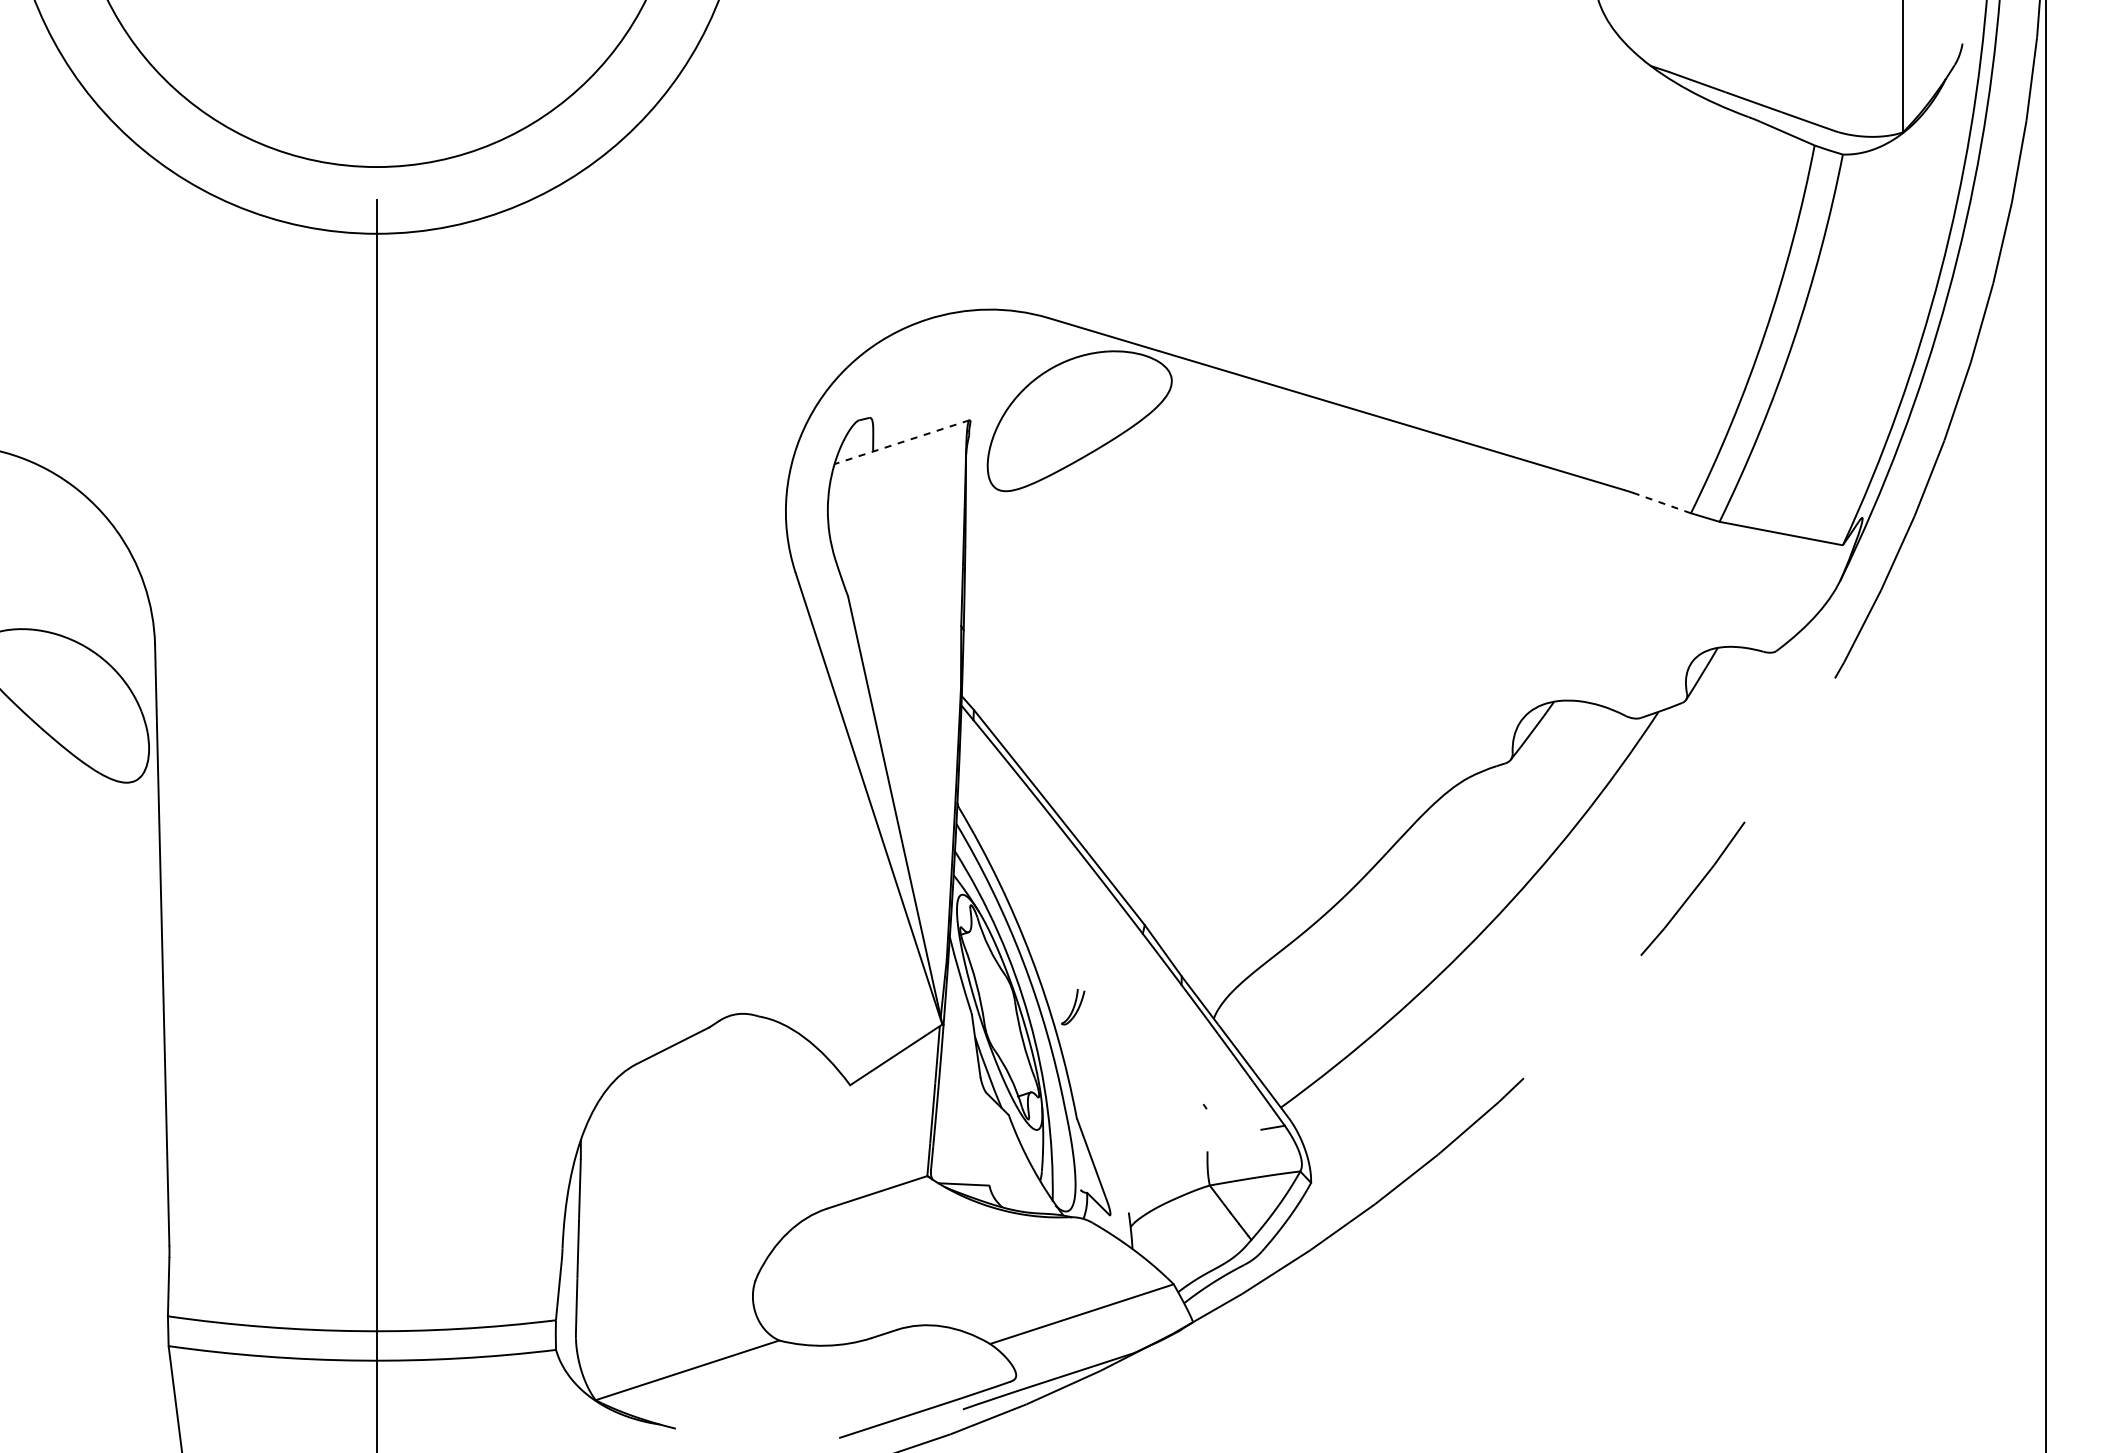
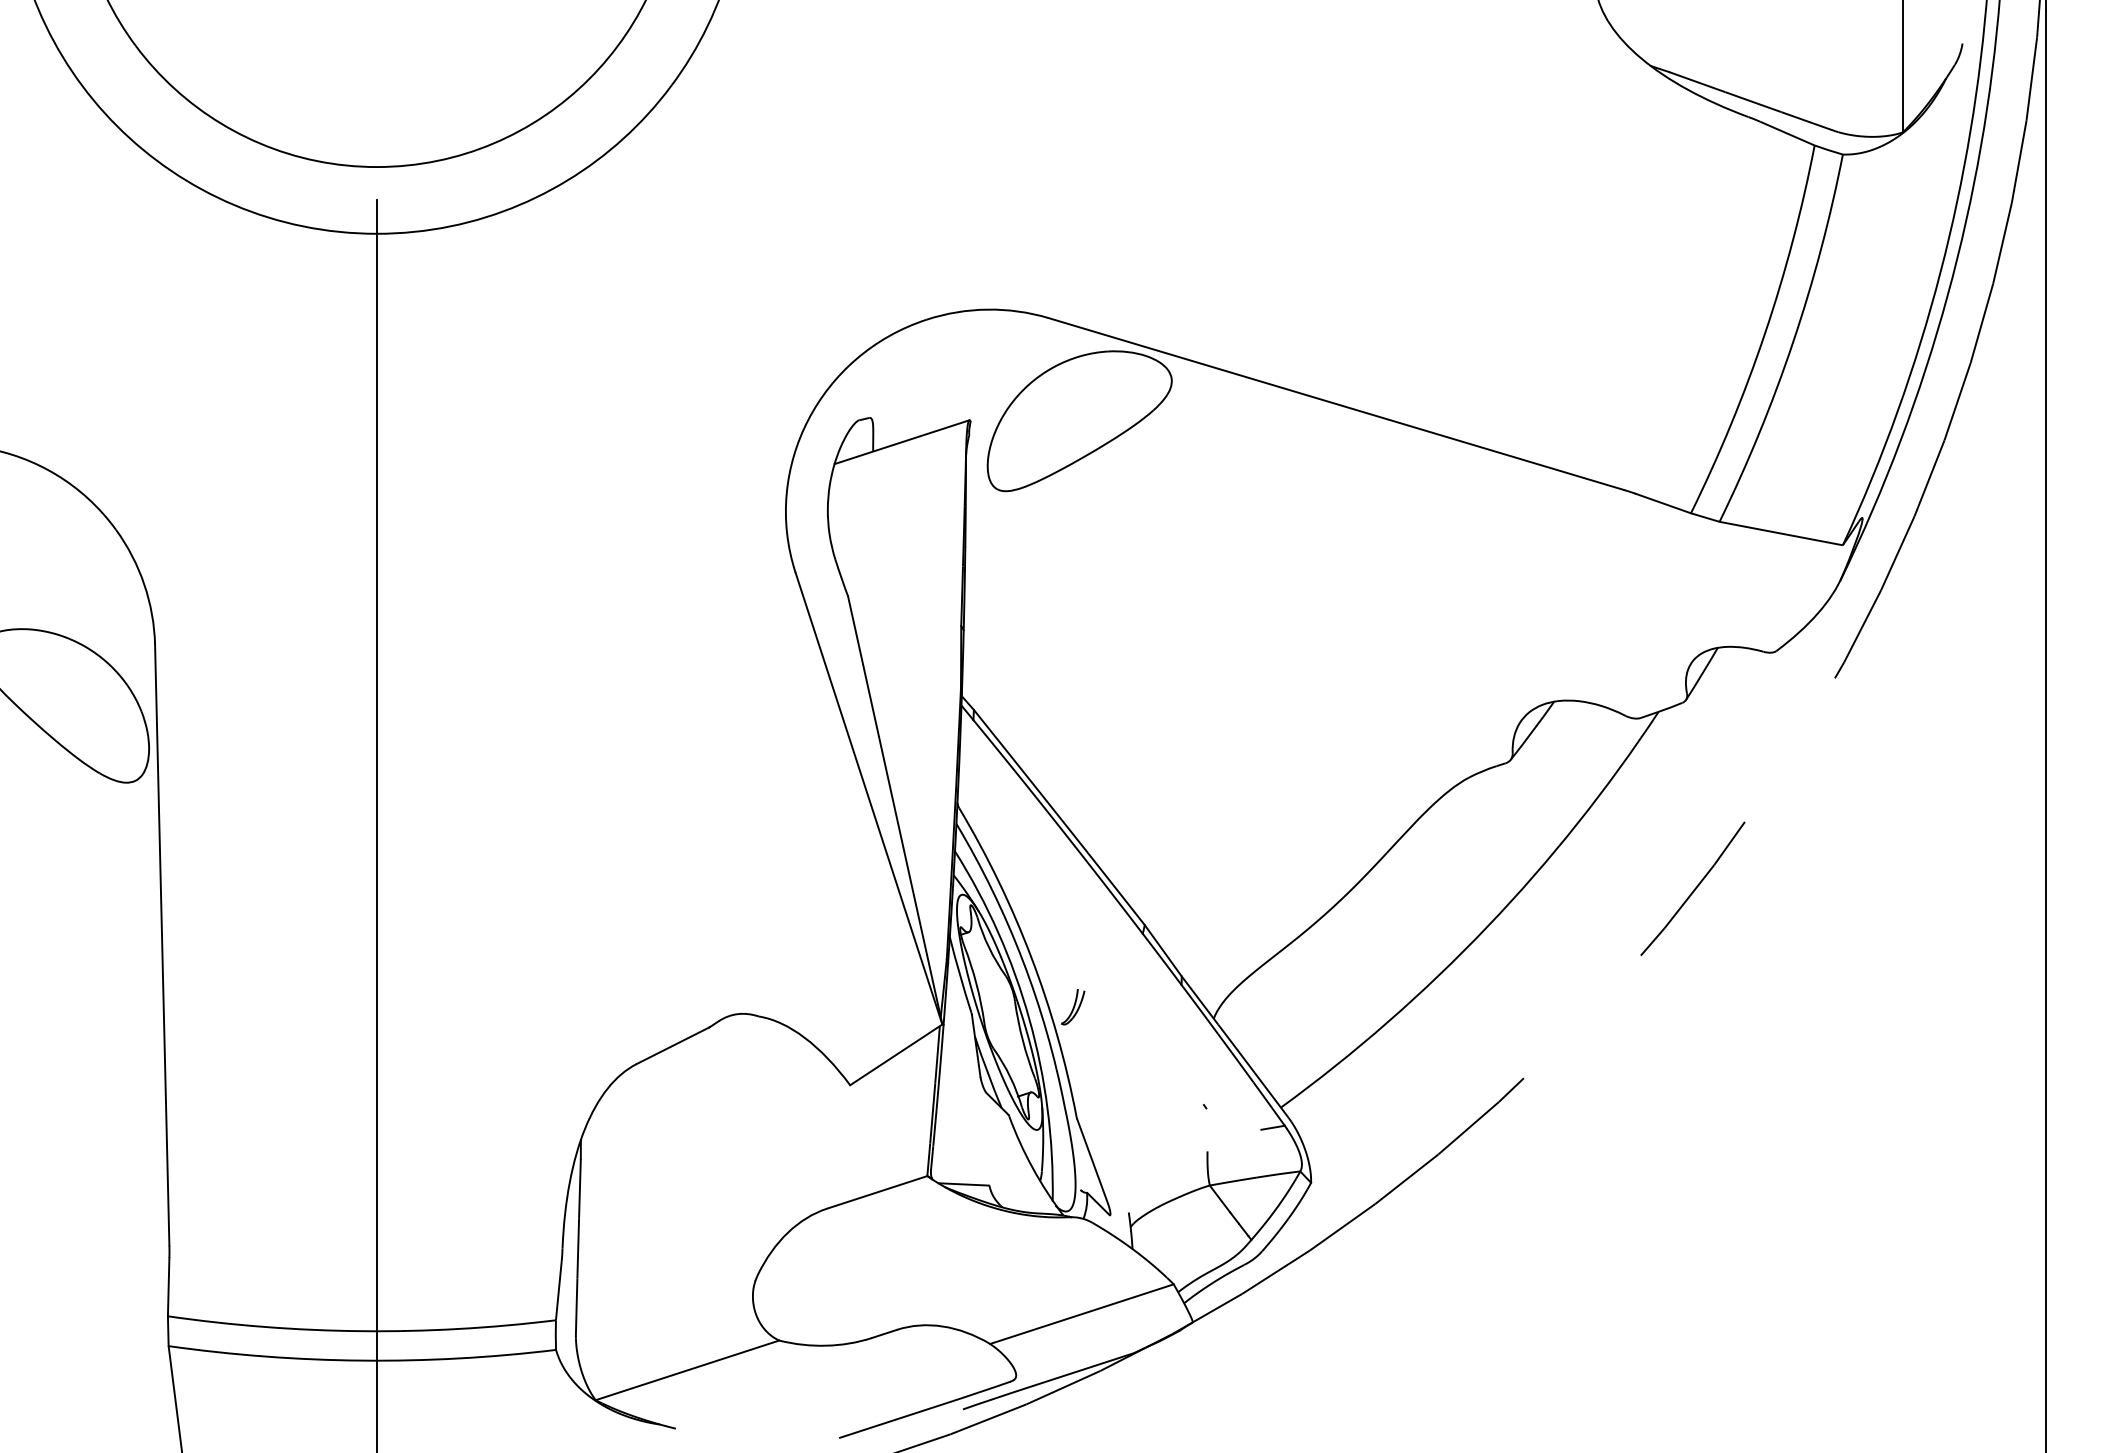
line: dashed -> solid (902, 442)
line: dashed -> solid (1662, 503)
